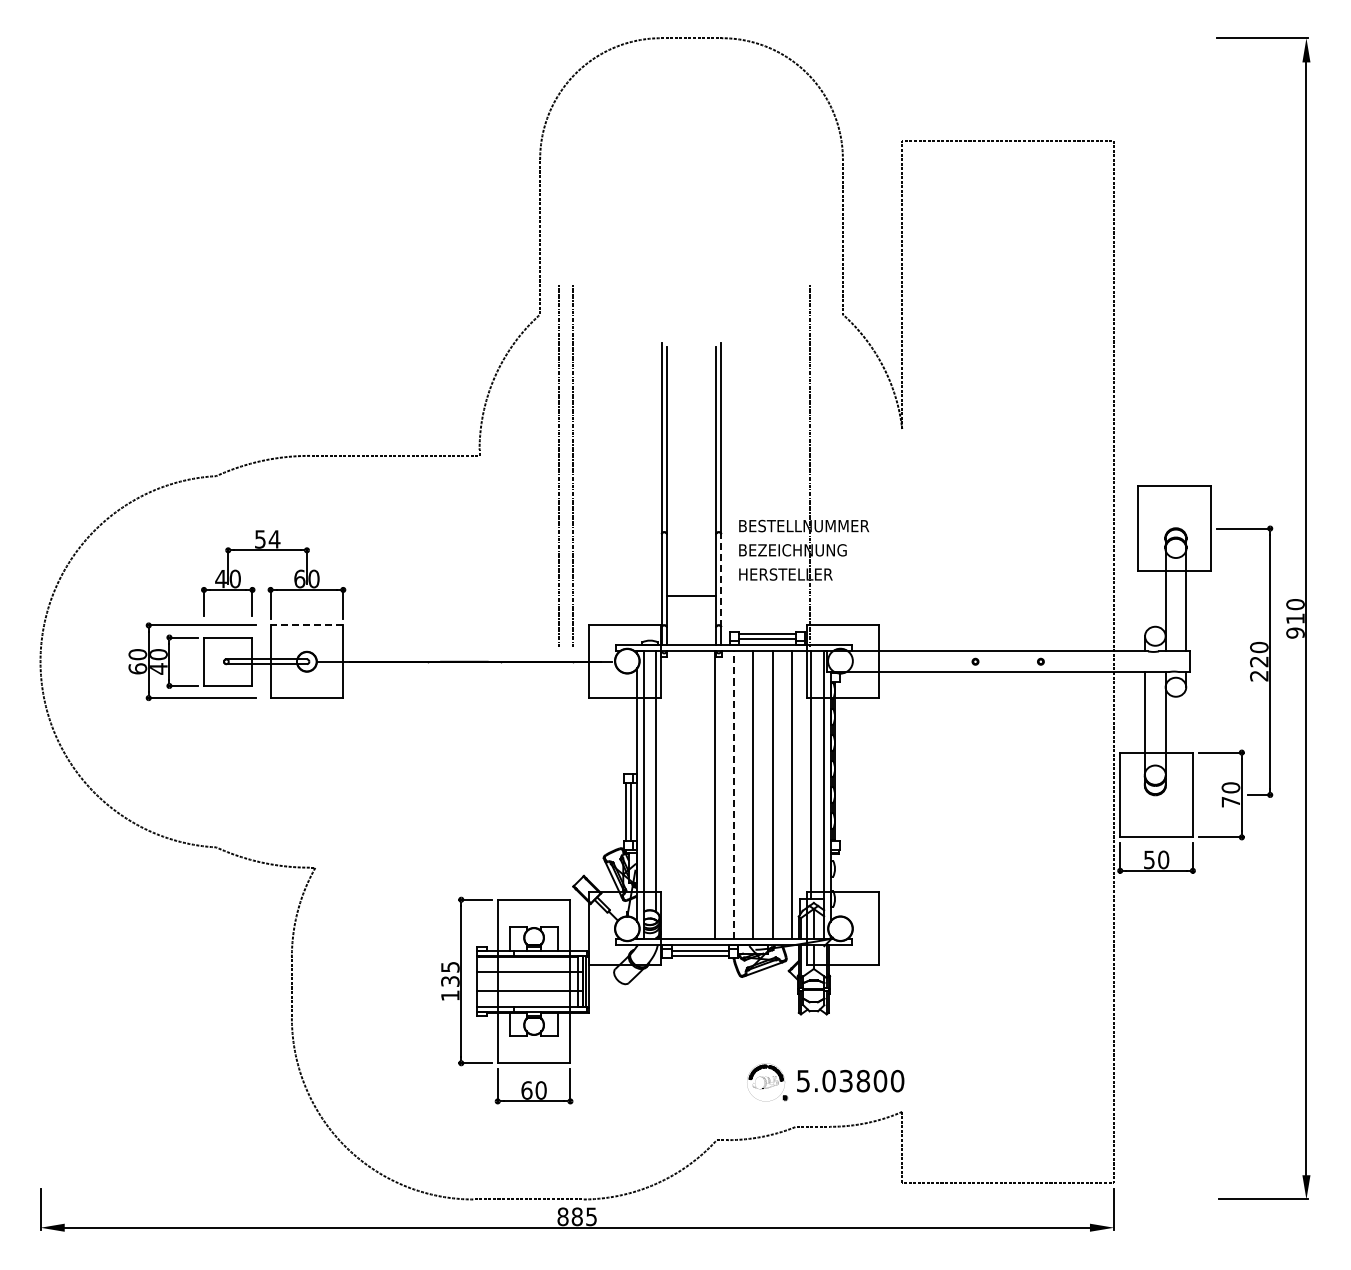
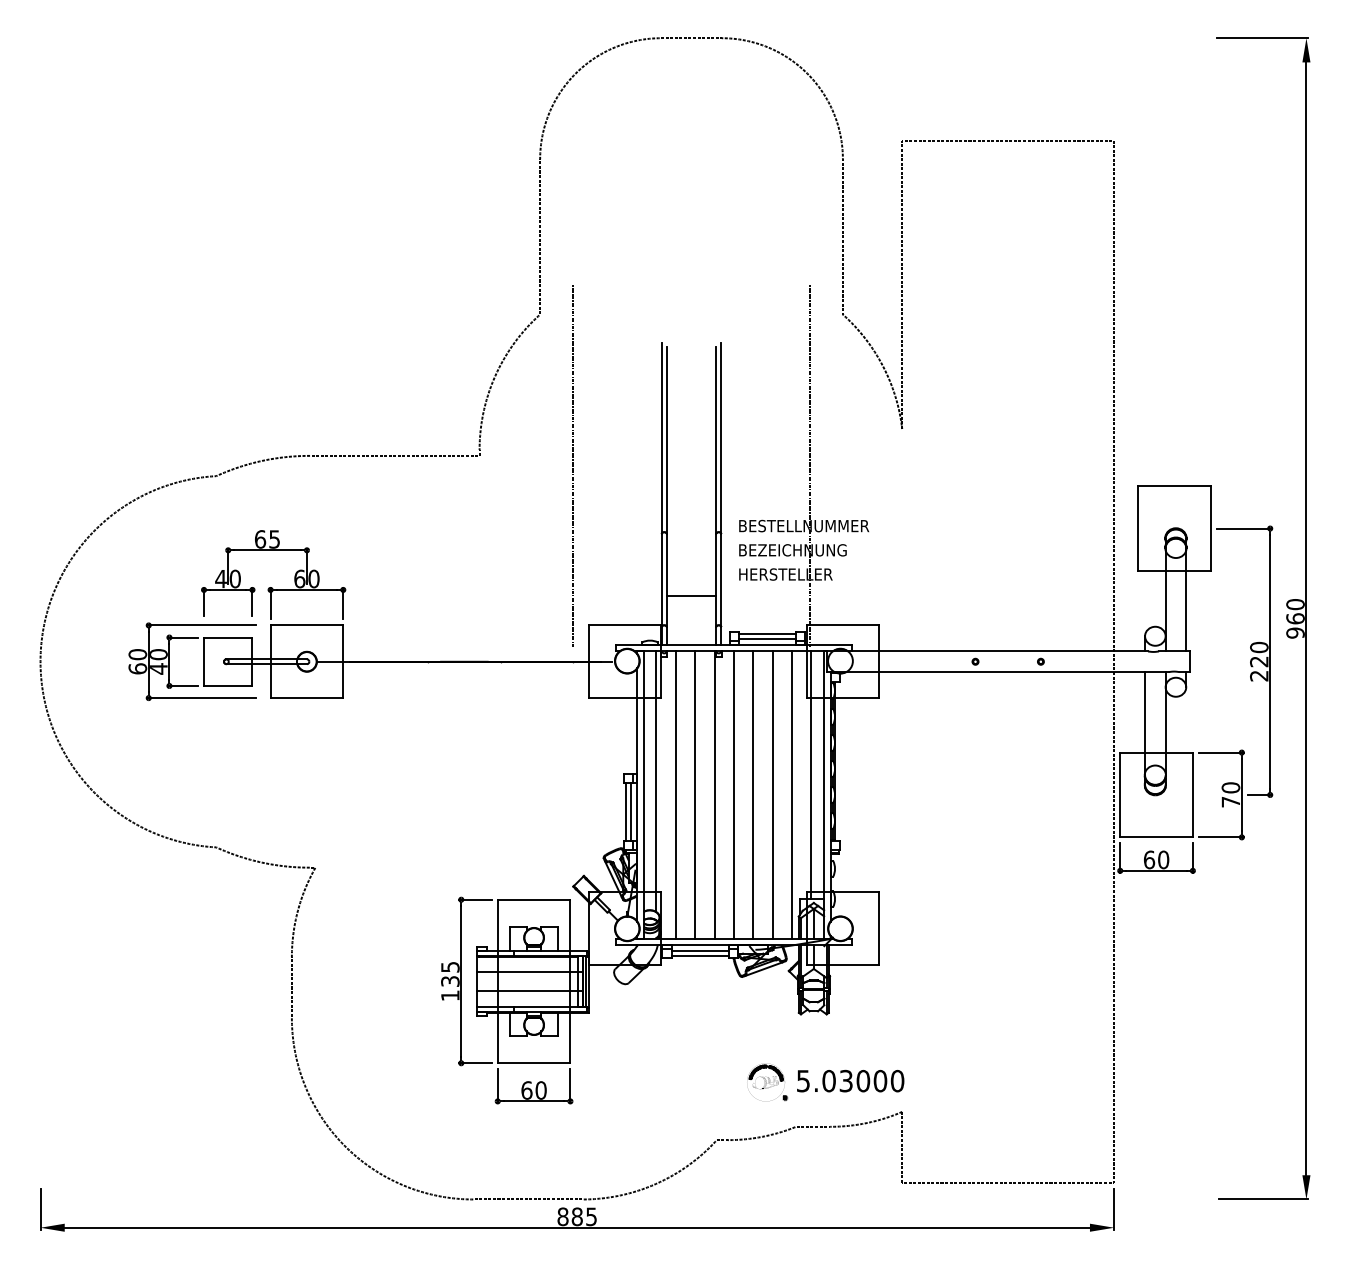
line: present -> none (558, 465)
text: 54 -> 65 (267, 539)
line: dashed -> solid (721, 580)
text: 910 -> 960 (1295, 618)
line: dashed -> solid (306, 625)
line: none -> present (675, 794)
line: none -> present (695, 794)
line: dashed -> solid (733, 794)
text: 50 -> 60 (1149, 859)
text: 5.03800 -> 5.03000 (863, 1081)
